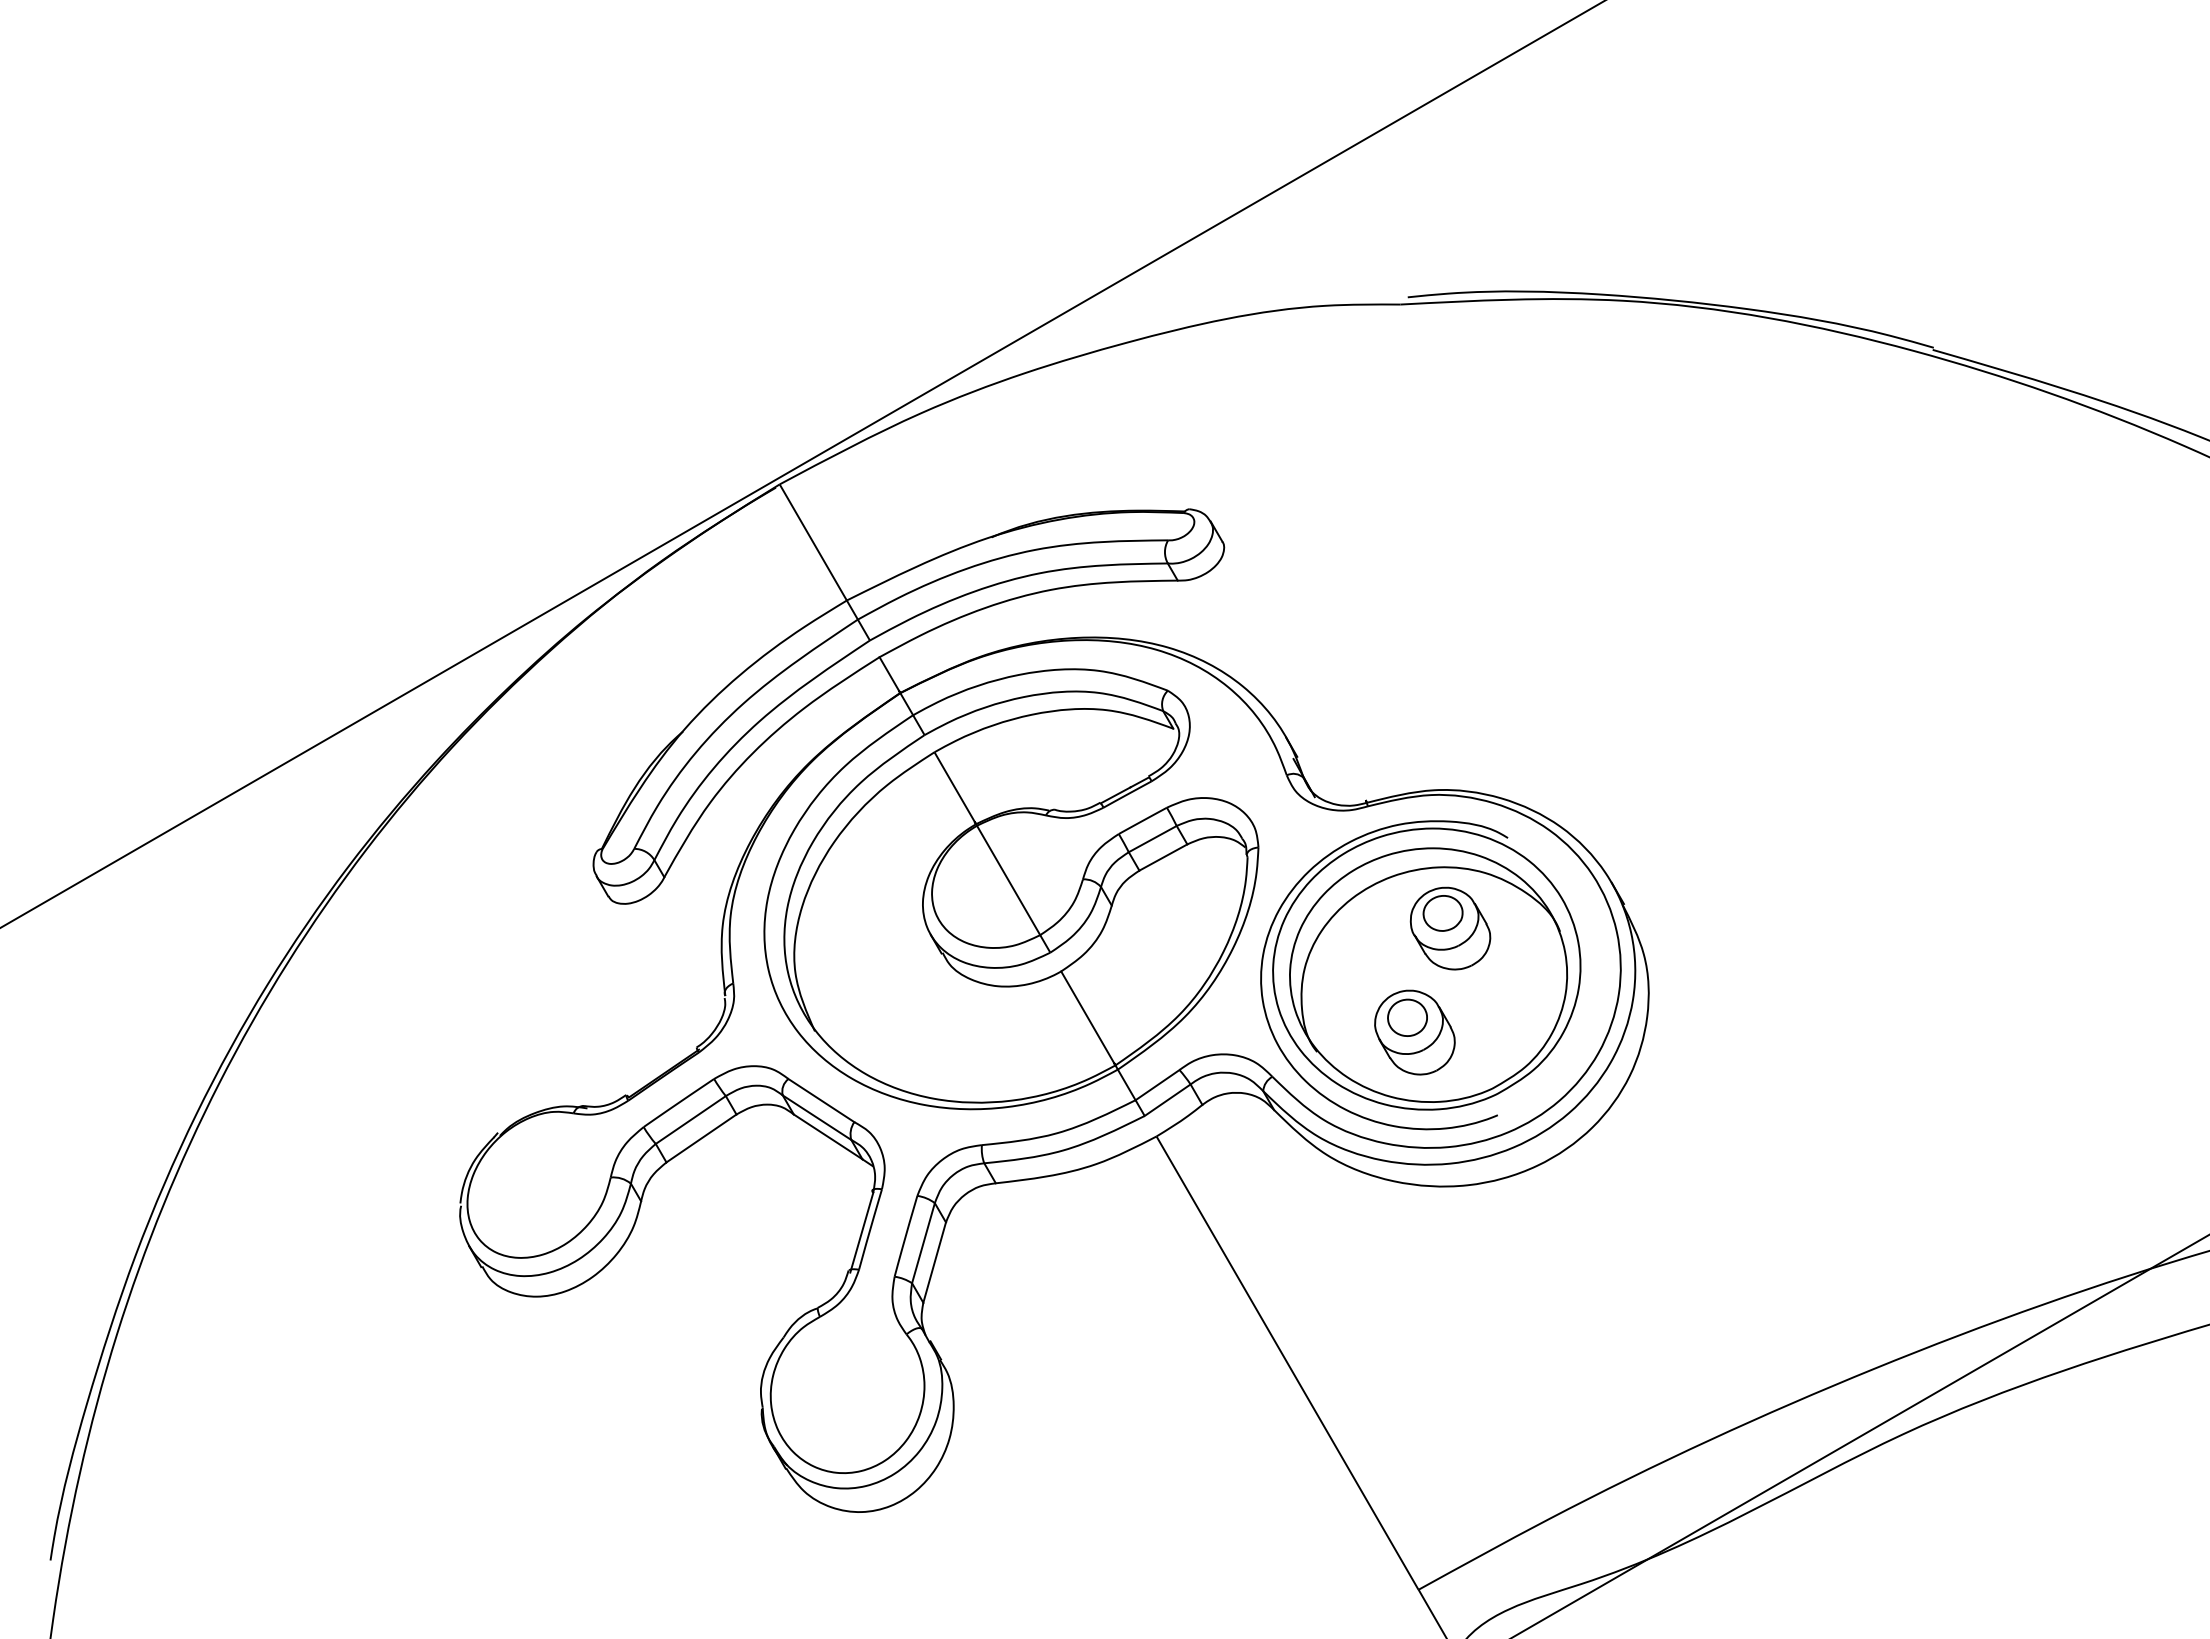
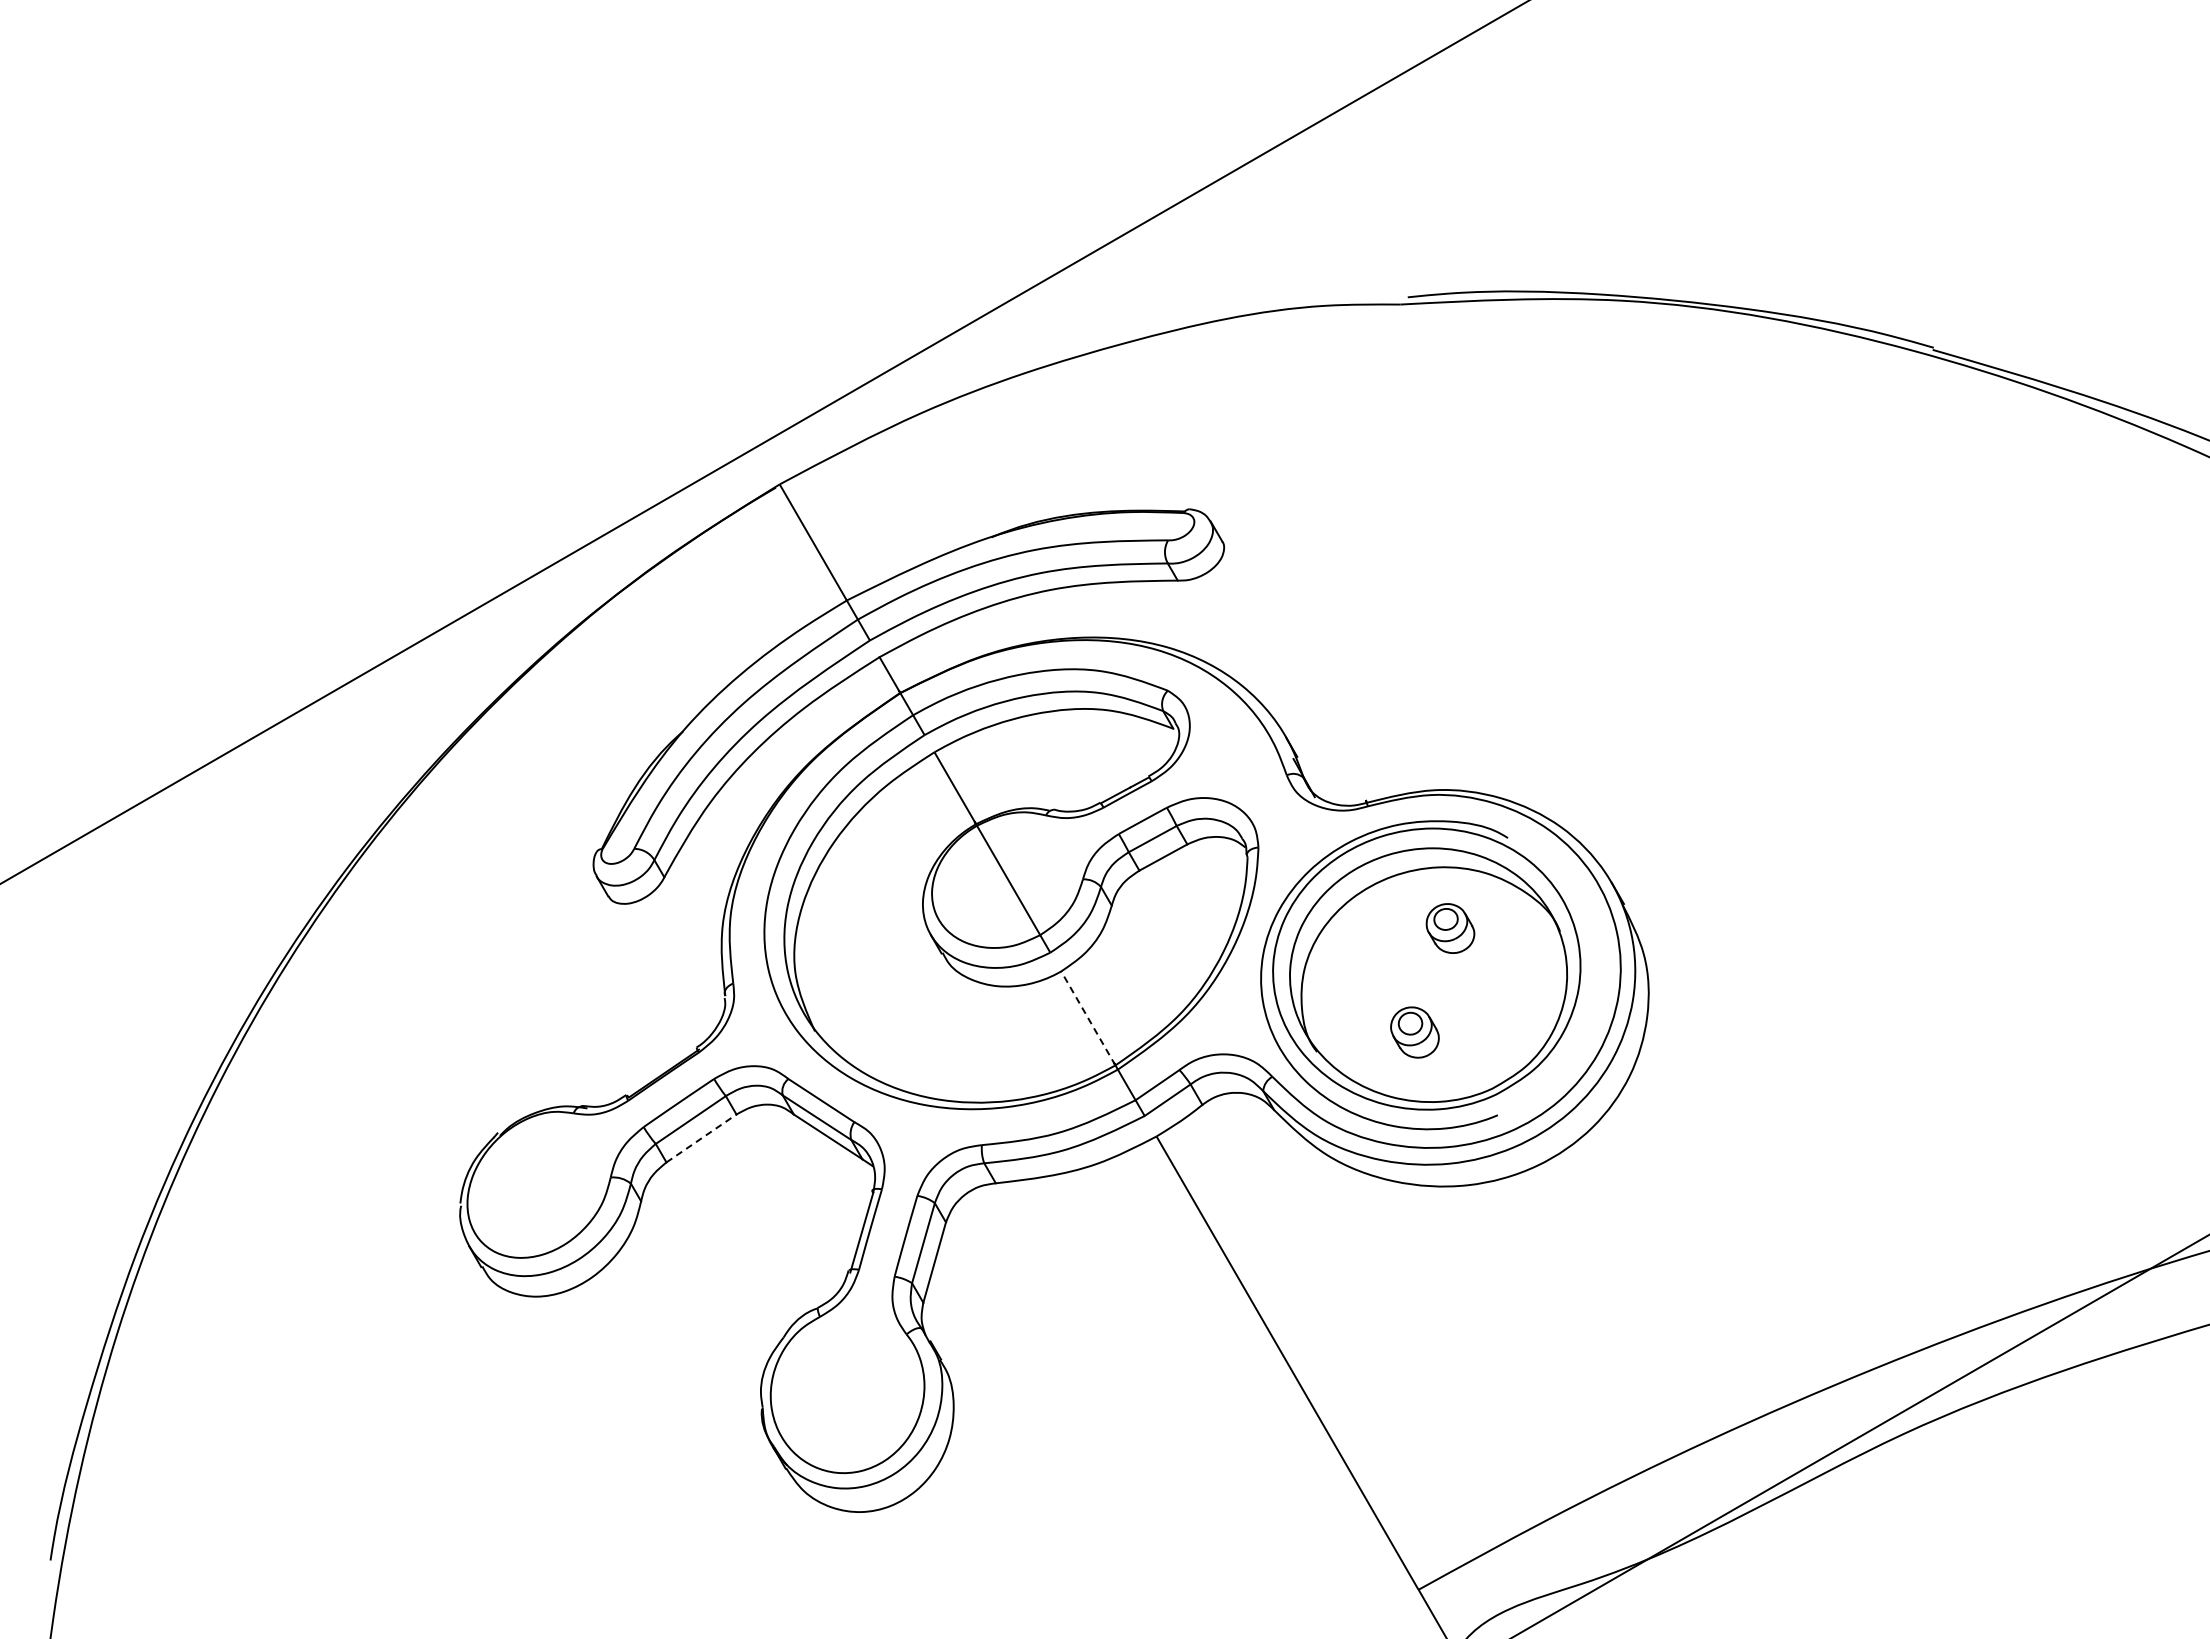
line position: (802, 464) -> (763, 442) (763, 442)
part size: 83x85 px -> 51x51 px (1450, 928)
line: solid -> dashed (1088, 1018)
part size: 82x87 px -> 50x53 px (1414, 1032)
line: solid -> dashed (701, 1138)
